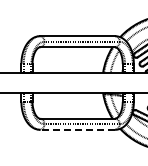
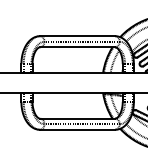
line: dashed -> solid (77, 129)
